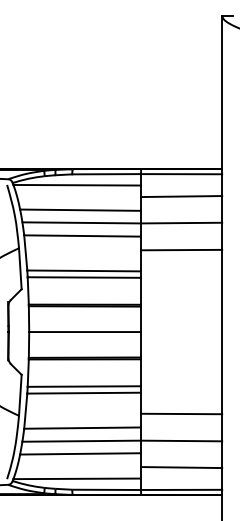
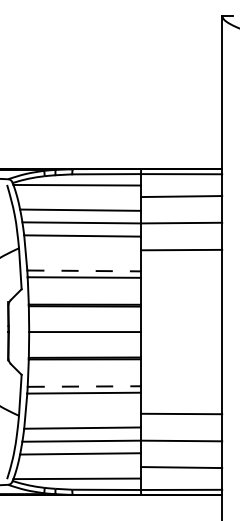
line: solid -> dashed (84, 270)
line: solid -> dashed (84, 386)
